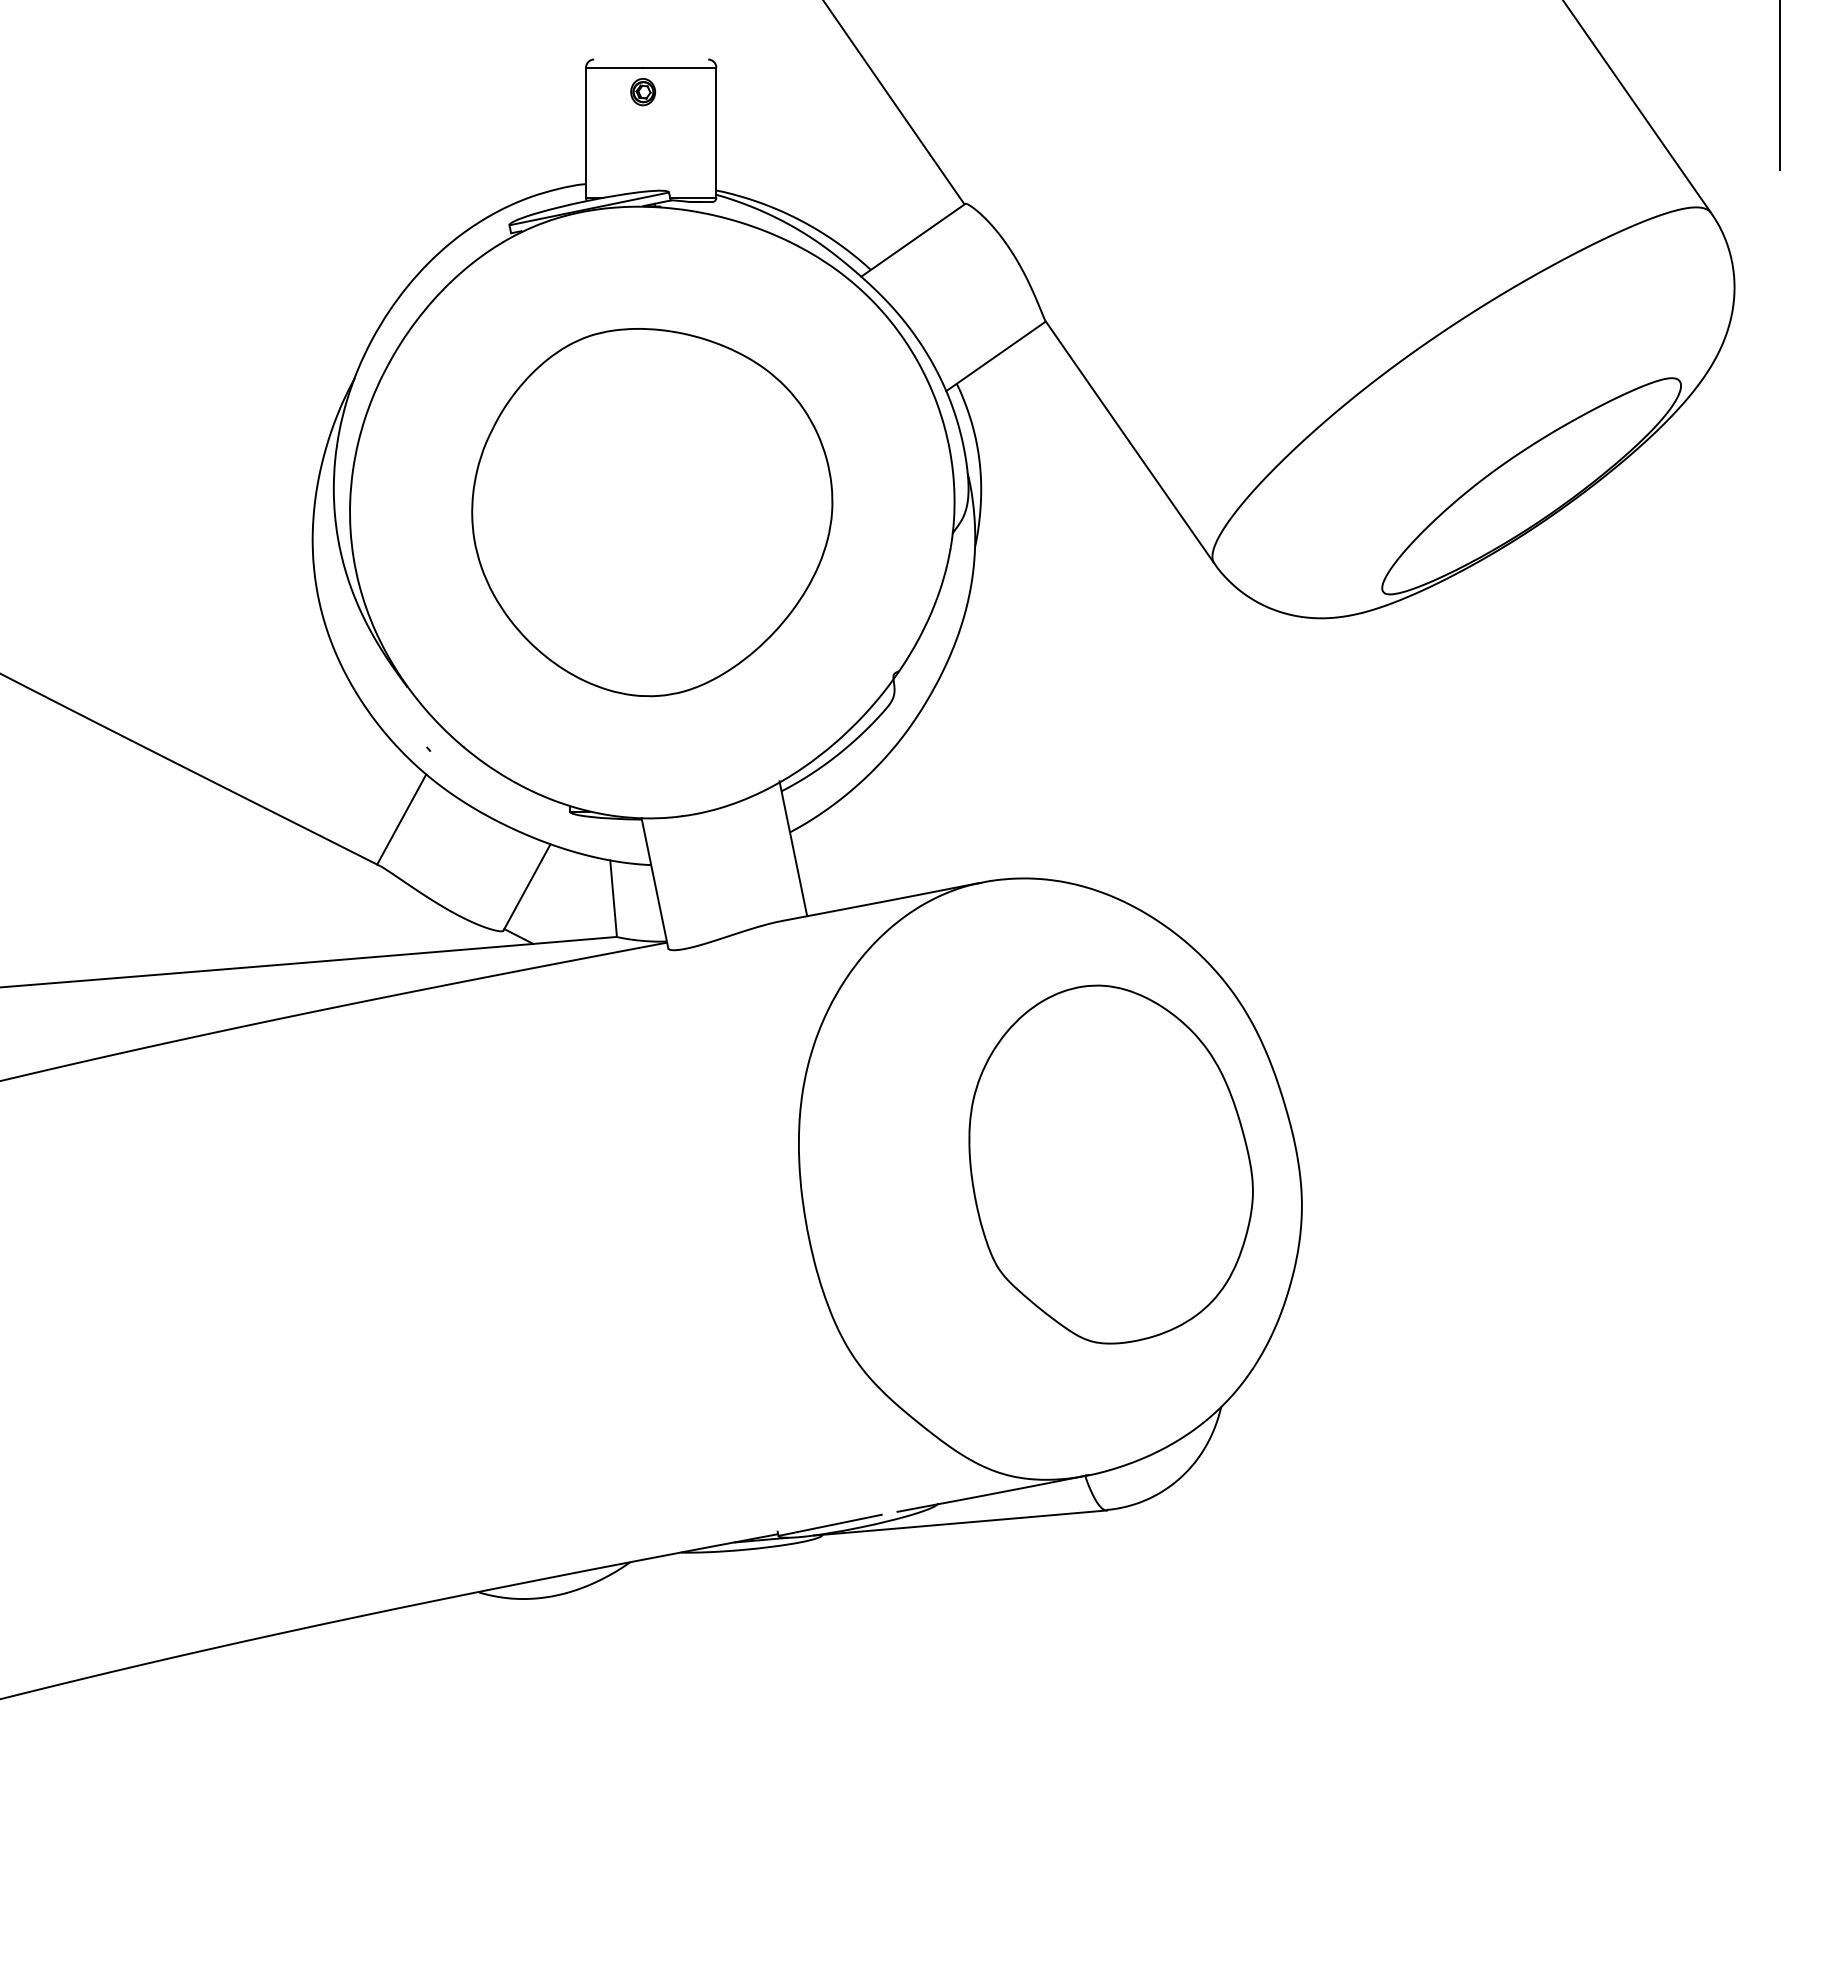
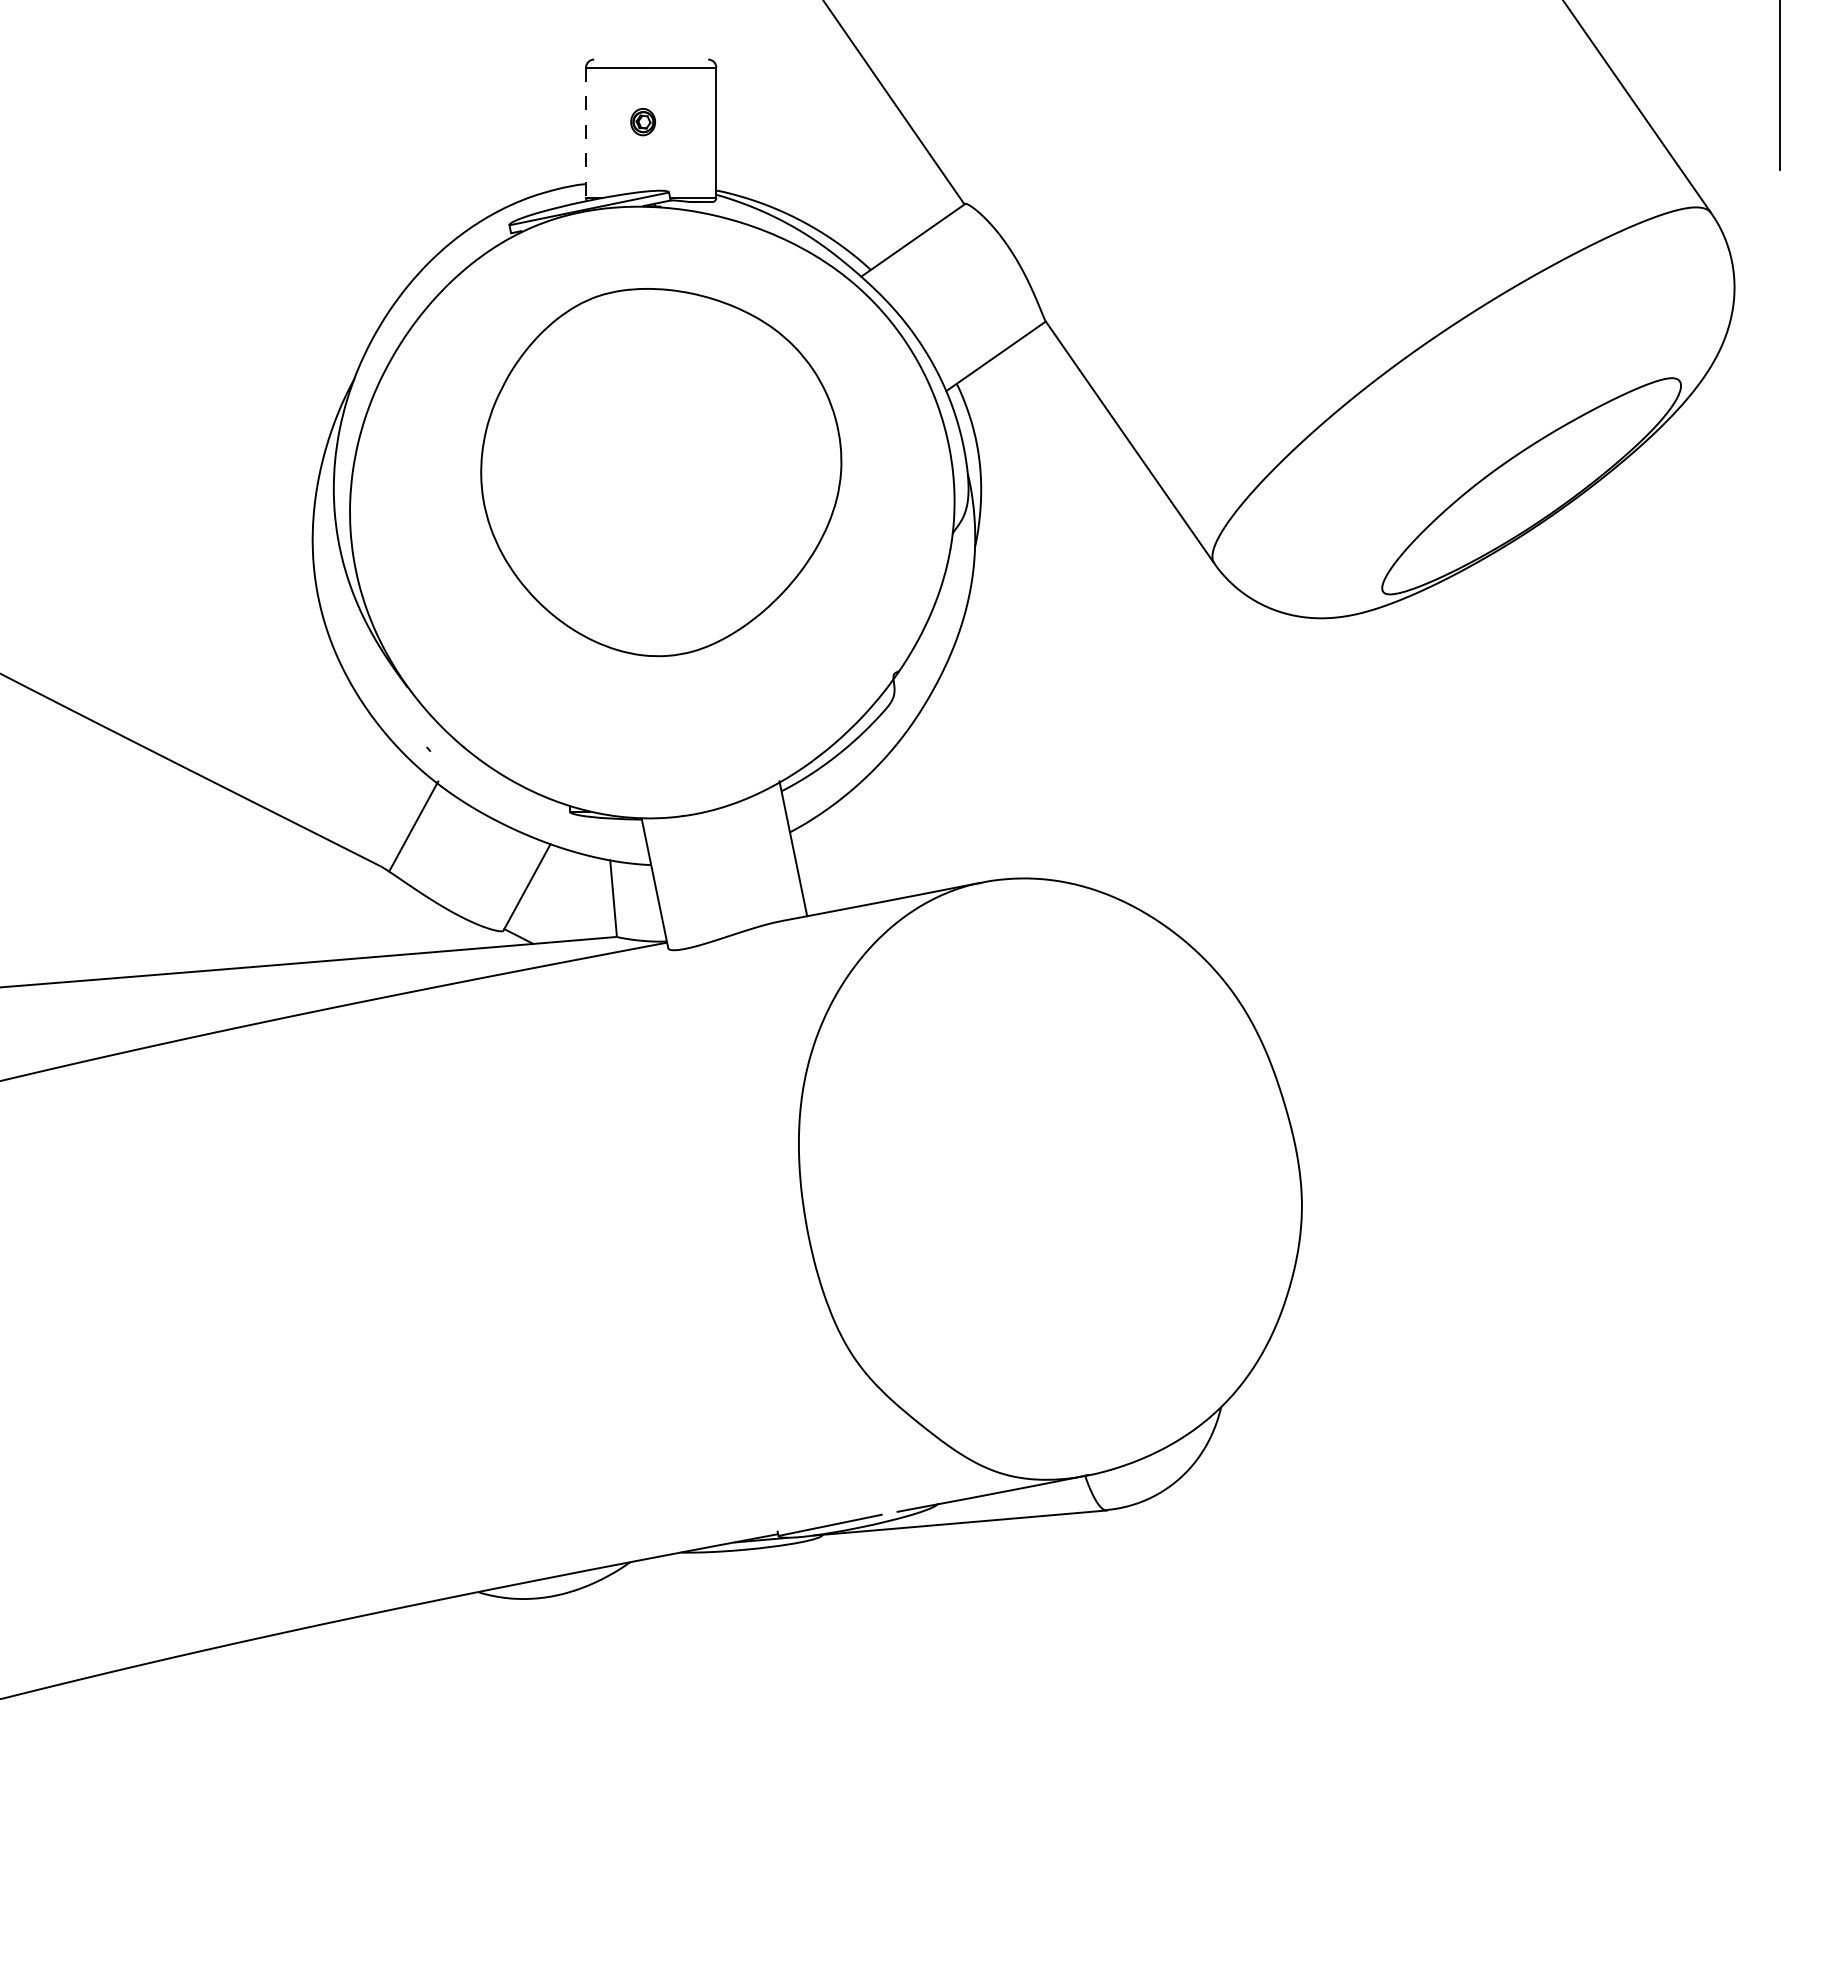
part position: (643, 92) -> (643, 122) (643, 122)
line: solid -> dashed (586, 133)
part position: (652, 512) -> (661, 472) (661, 472)
line position: (401, 819) -> (413, 826) (413, 826)
part: present -> none (1110, 1164)
